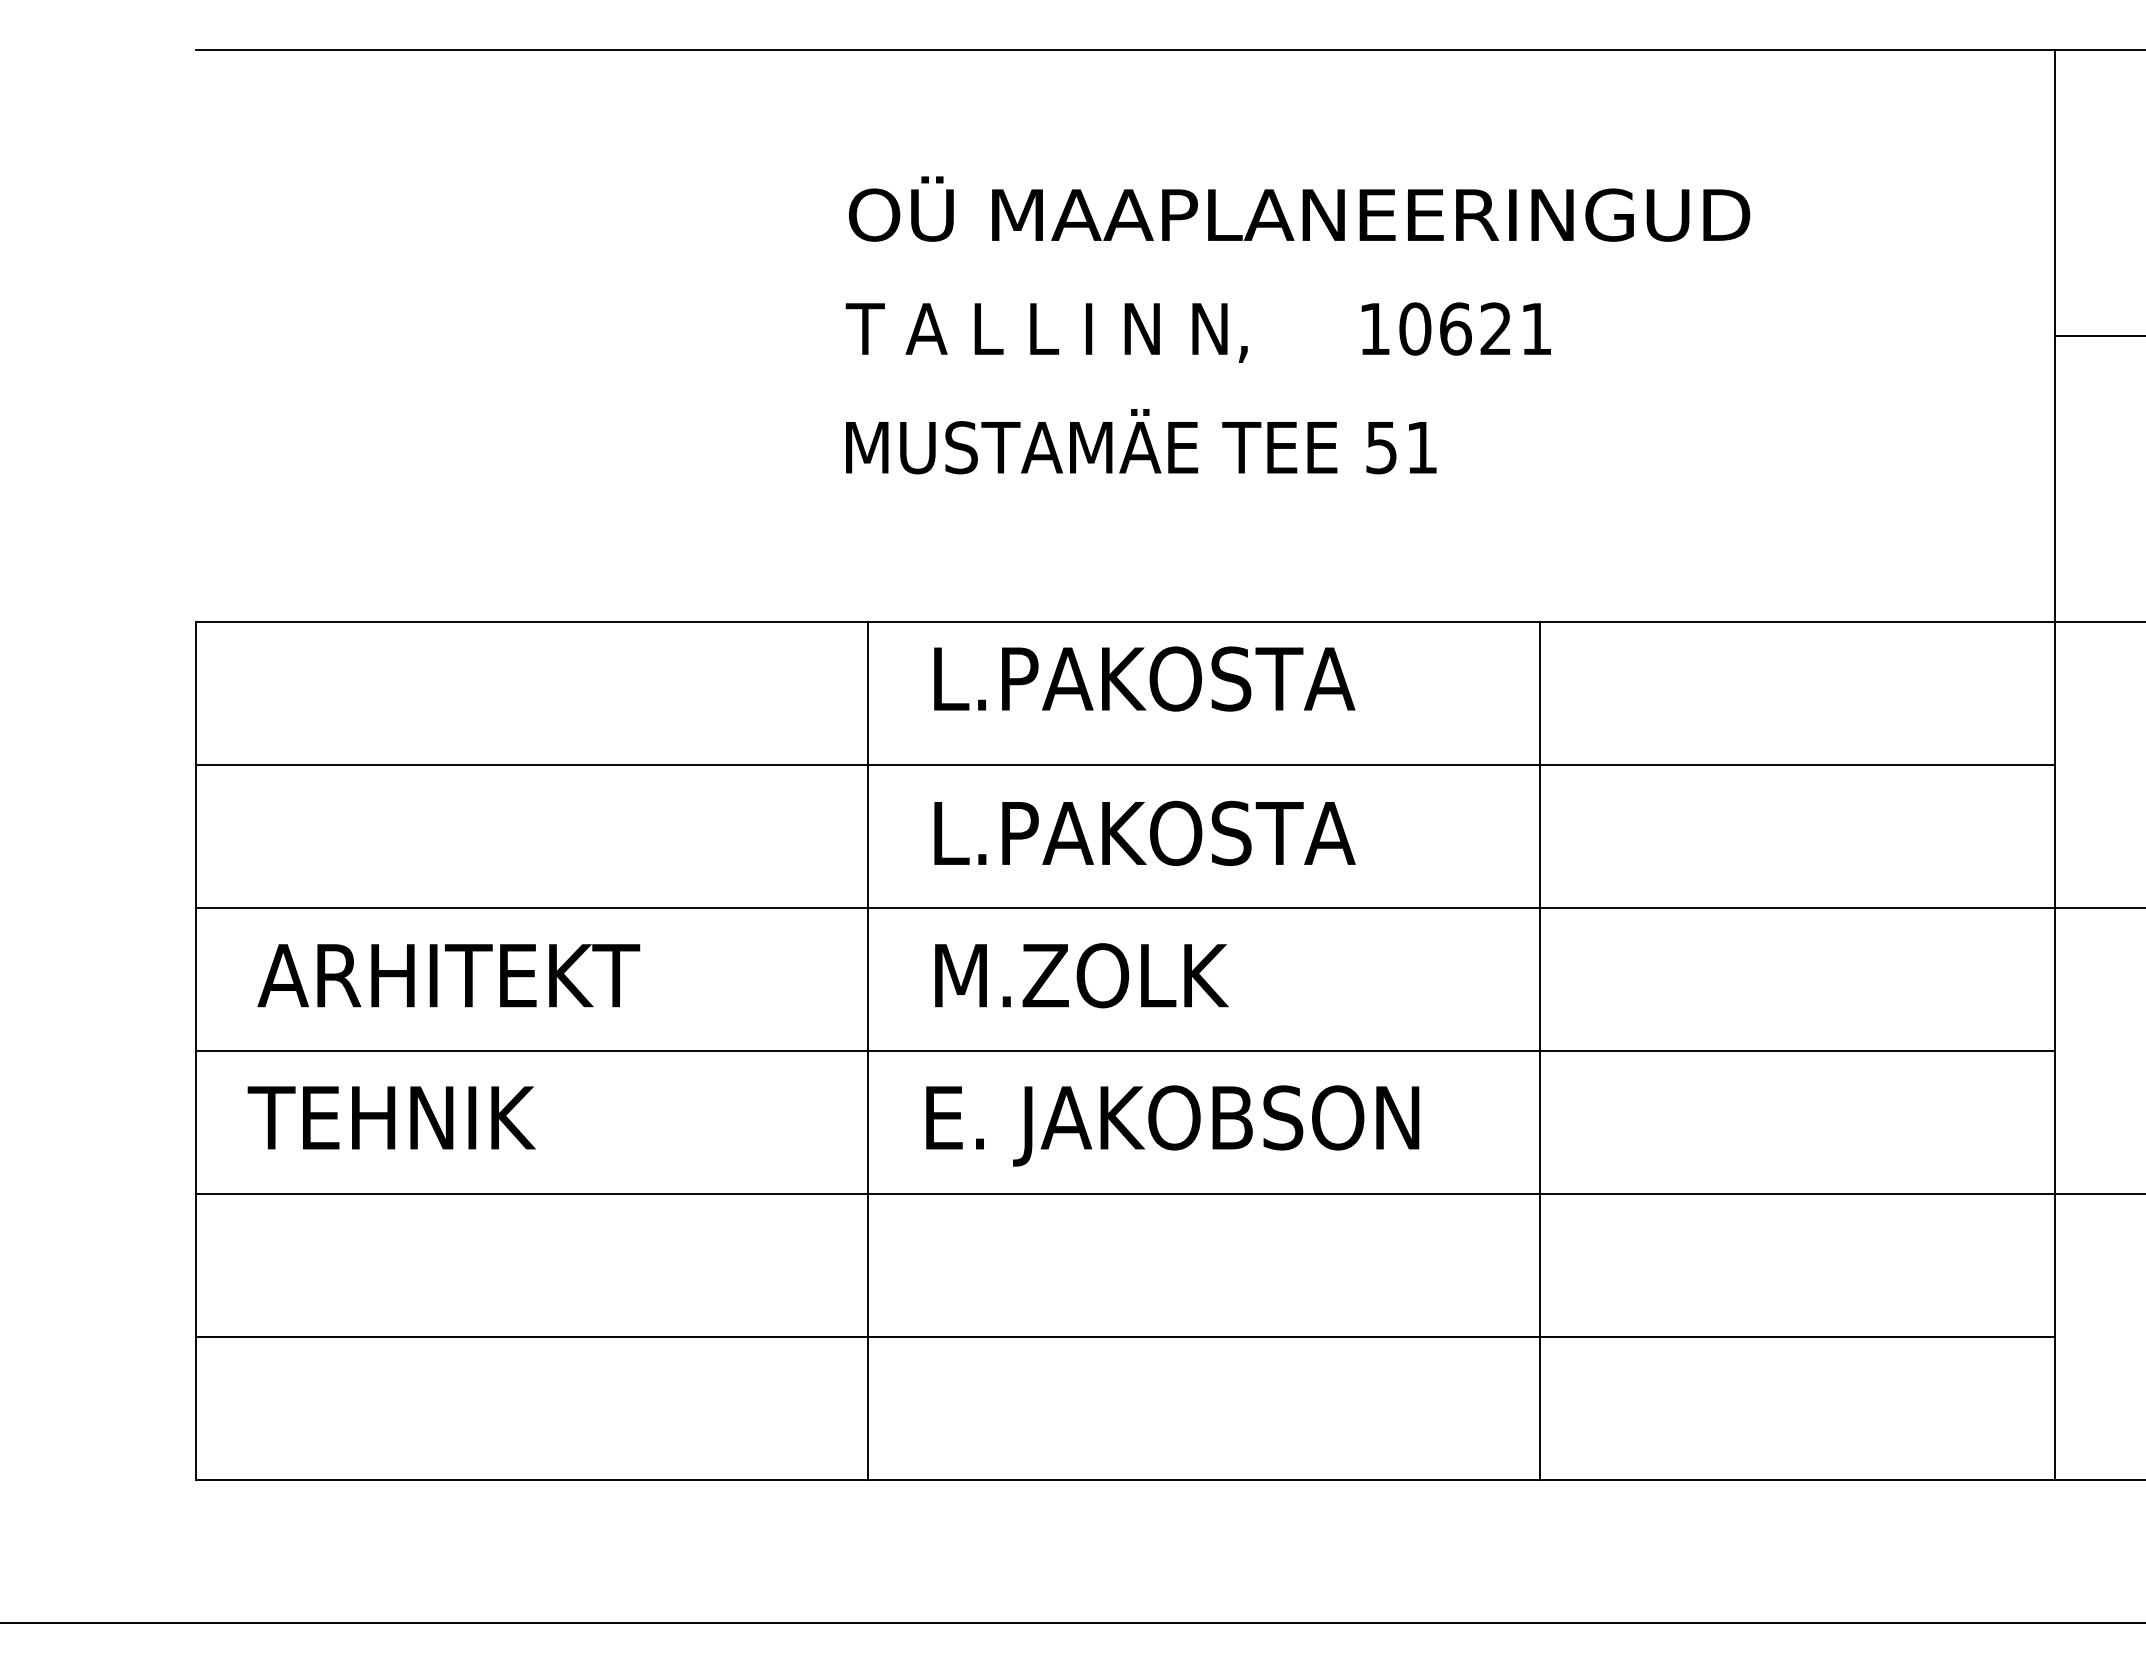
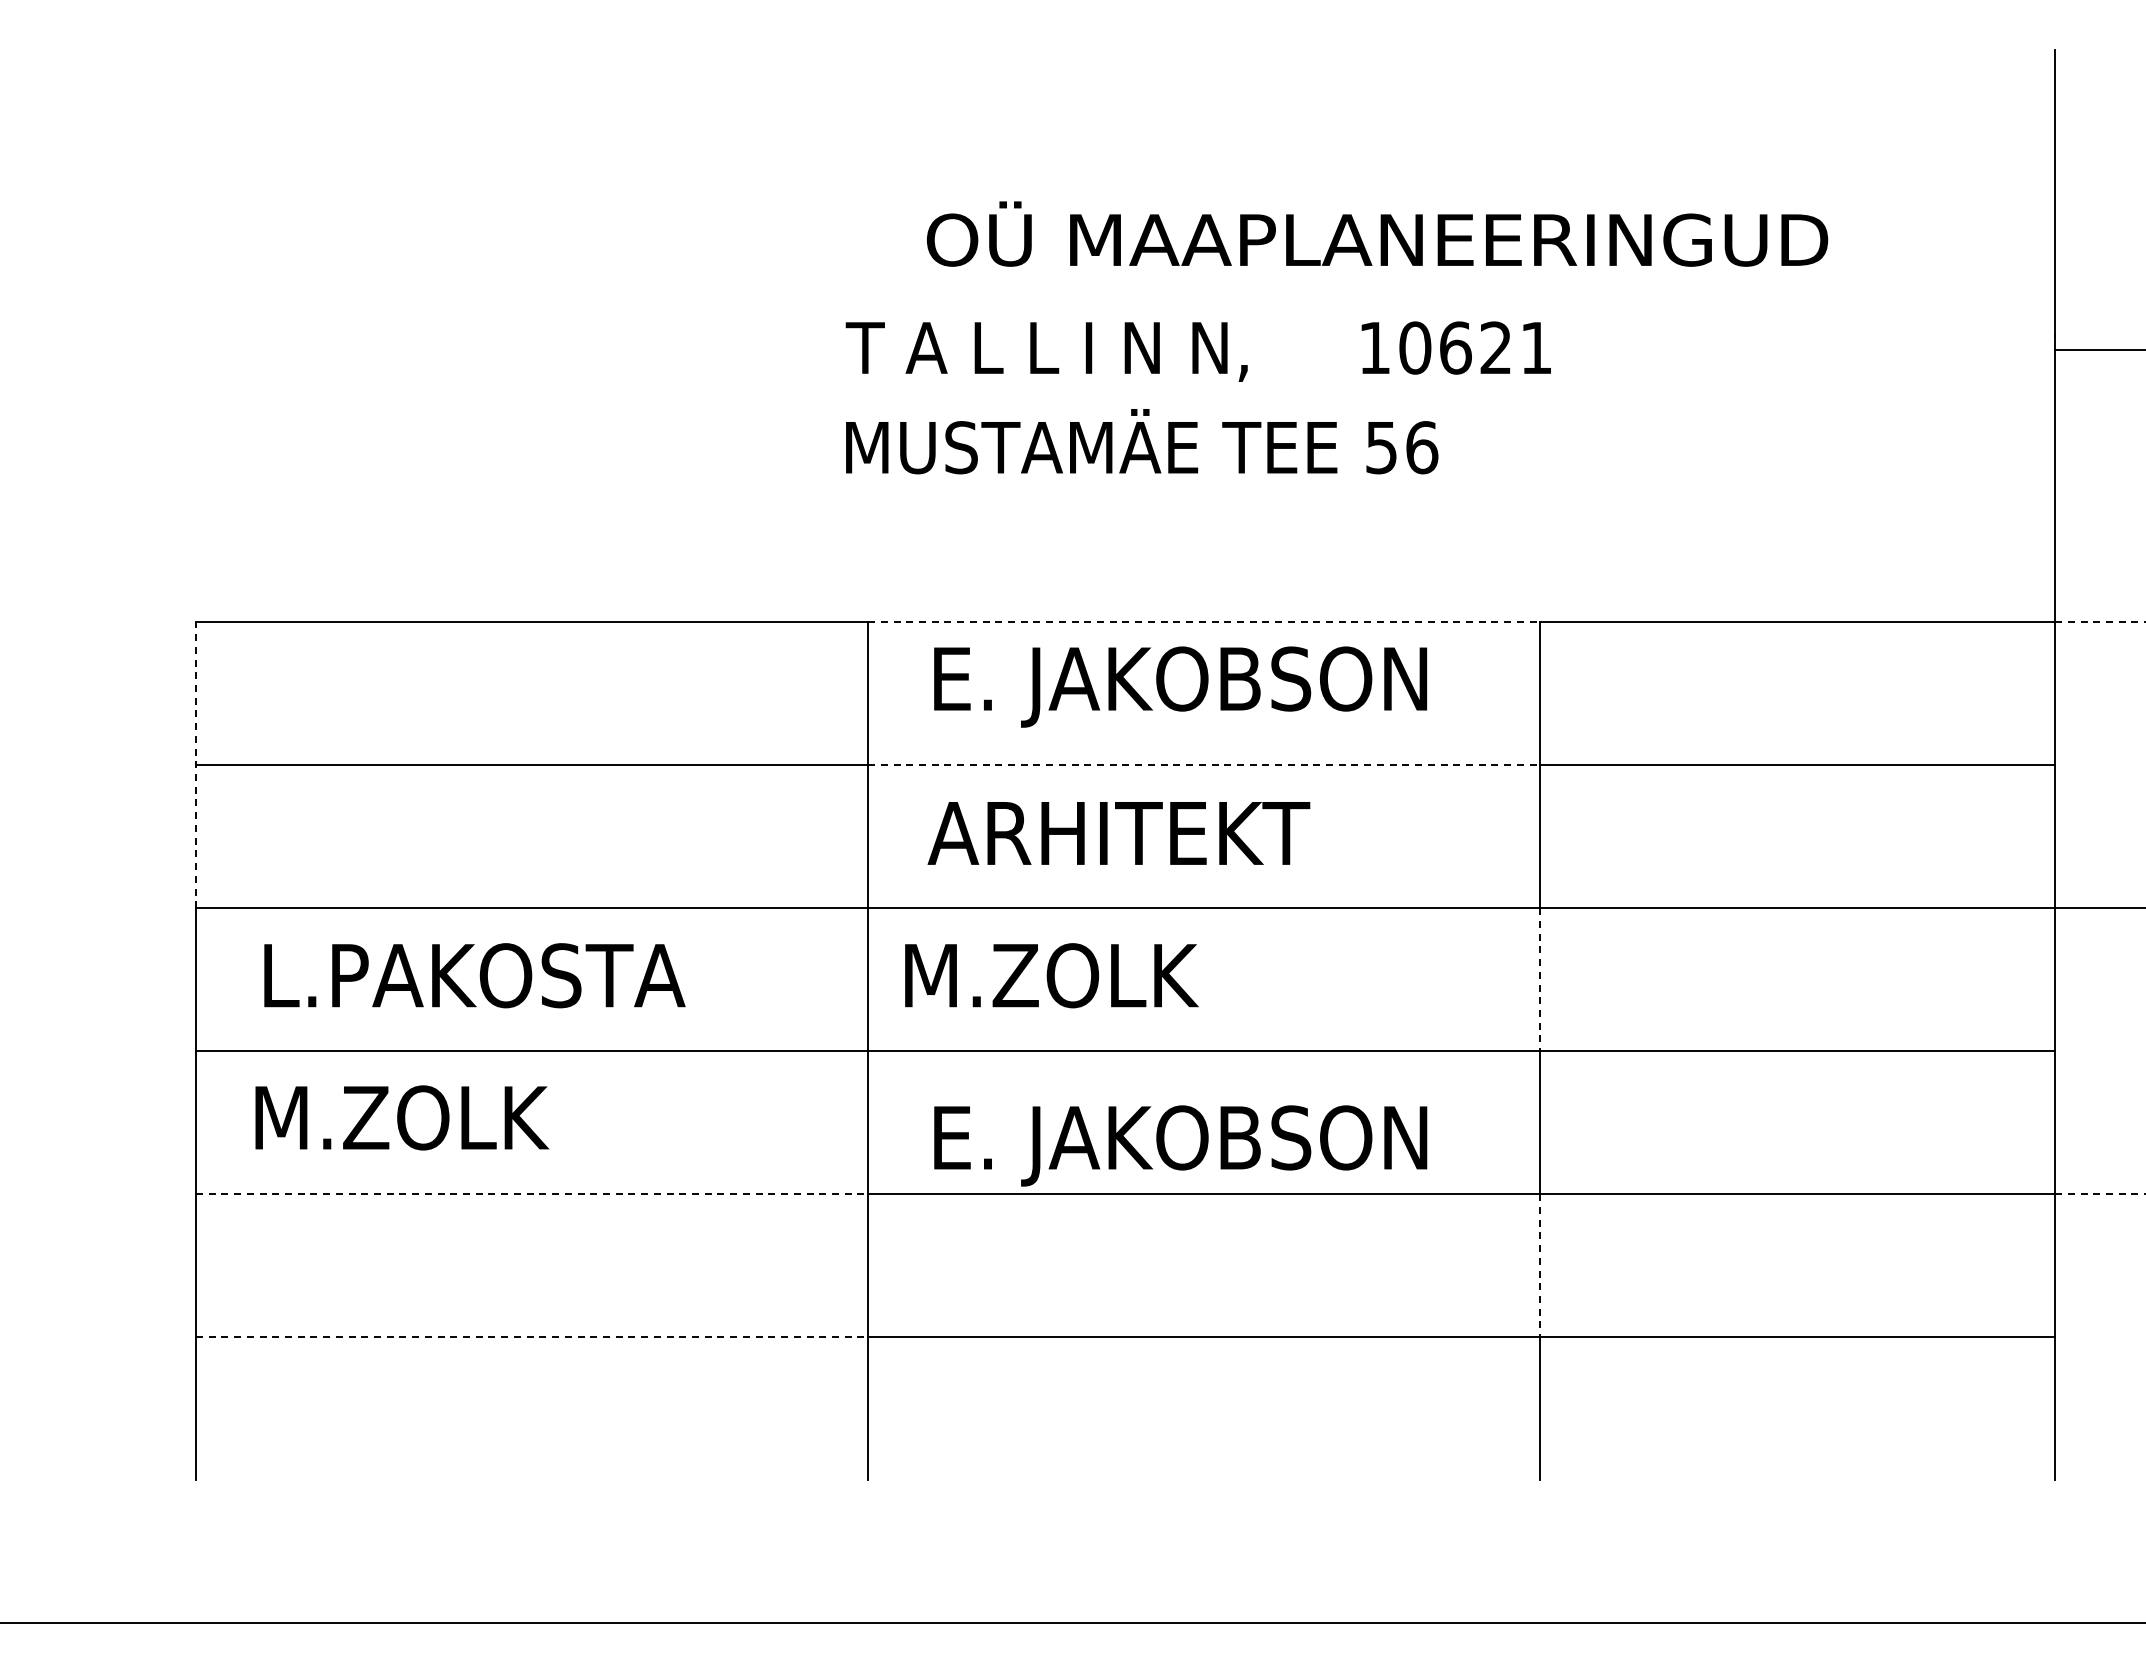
line: present -> none (1168, 50)
text position: (1299, 208) -> (1377, 233) (1377, 233)
text position: (1197, 332) -> (1197, 351) (1197, 351)
line position: (2098, 336) -> (2098, 350) (2098, 350)
text: 51 -> 56 (1422, 447)
line: solid -> dashed (1204, 622)
line: solid -> dashed (2100, 622)
text: L.PAKOSTA -> E. JAKOBSON (1184, 686)
line: solid -> dashed (195, 764)
line: solid -> dashed (1204, 765)
text: L.PAKOSTA -> ARHITEKT (1141, 833)
text: ARHITEKT -> L.PAKOSTA (471, 975)
text position: (1081, 975) -> (1051, 975) (1051, 975)
line: solid -> dashed (1540, 979)
text: TEHNIK -> M.ZOLK (398, 1117)
text position: (1172, 1125) -> (1180, 1145) (1180, 1145)
line: solid -> dashed (532, 1194)
line: solid -> dashed (2100, 1194)
line: solid -> dashed (1540, 1265)
line: solid -> dashed (532, 1337)
line: present -> none (1168, 1480)
